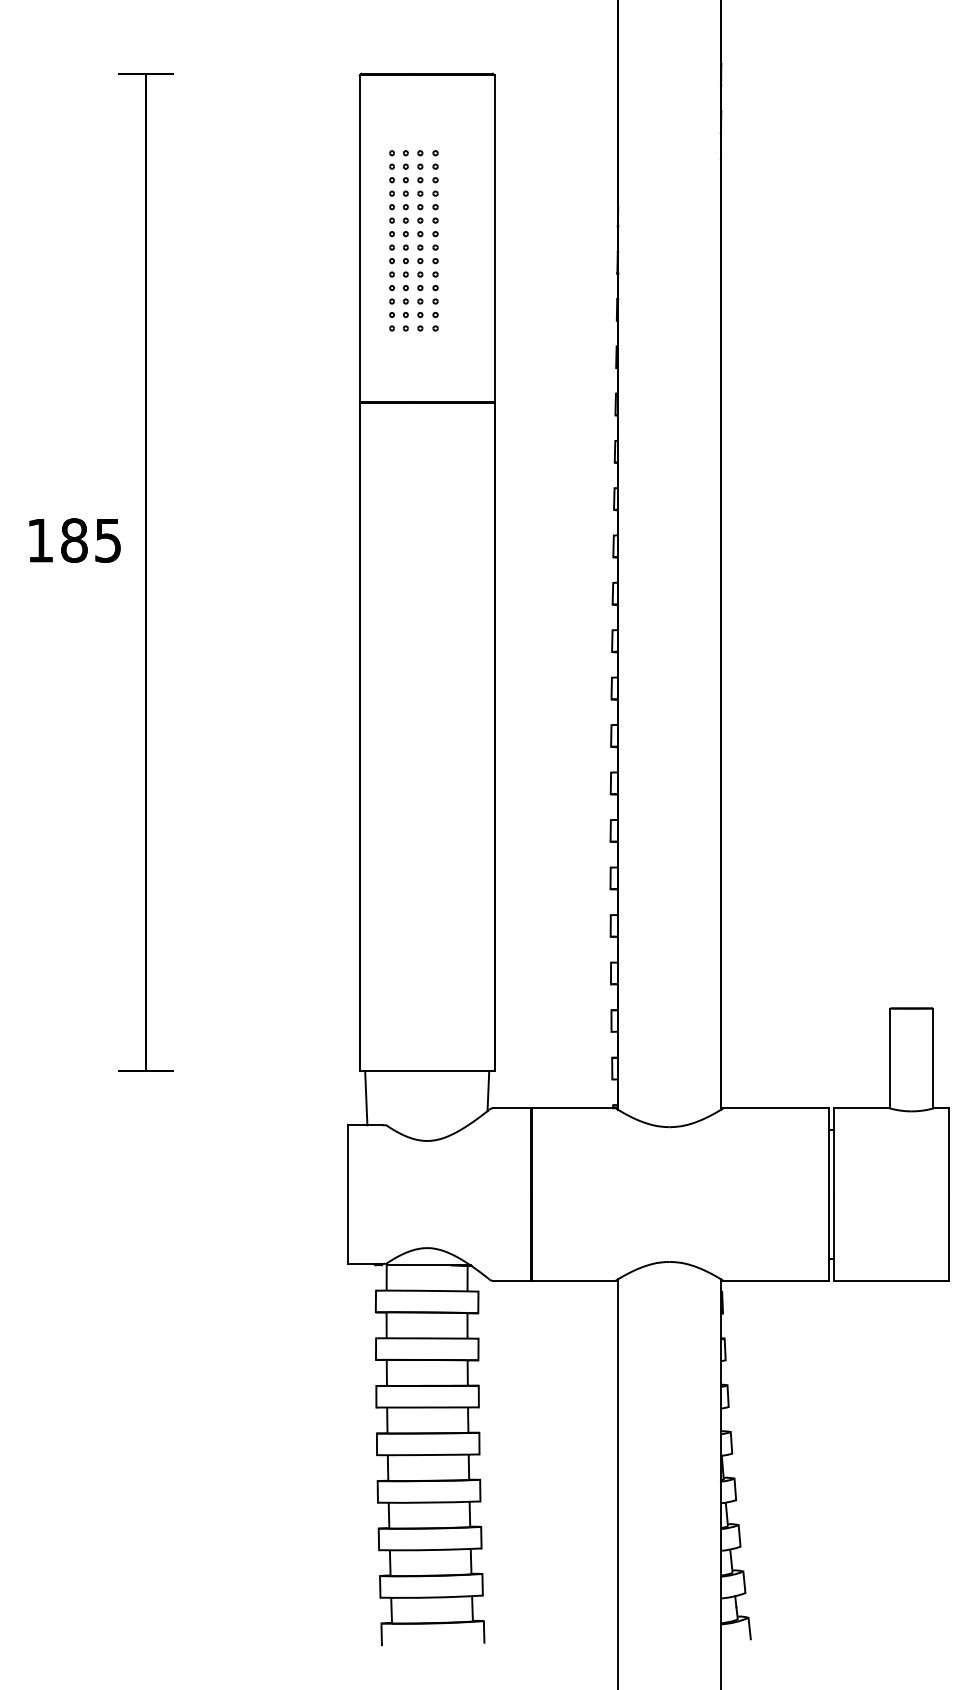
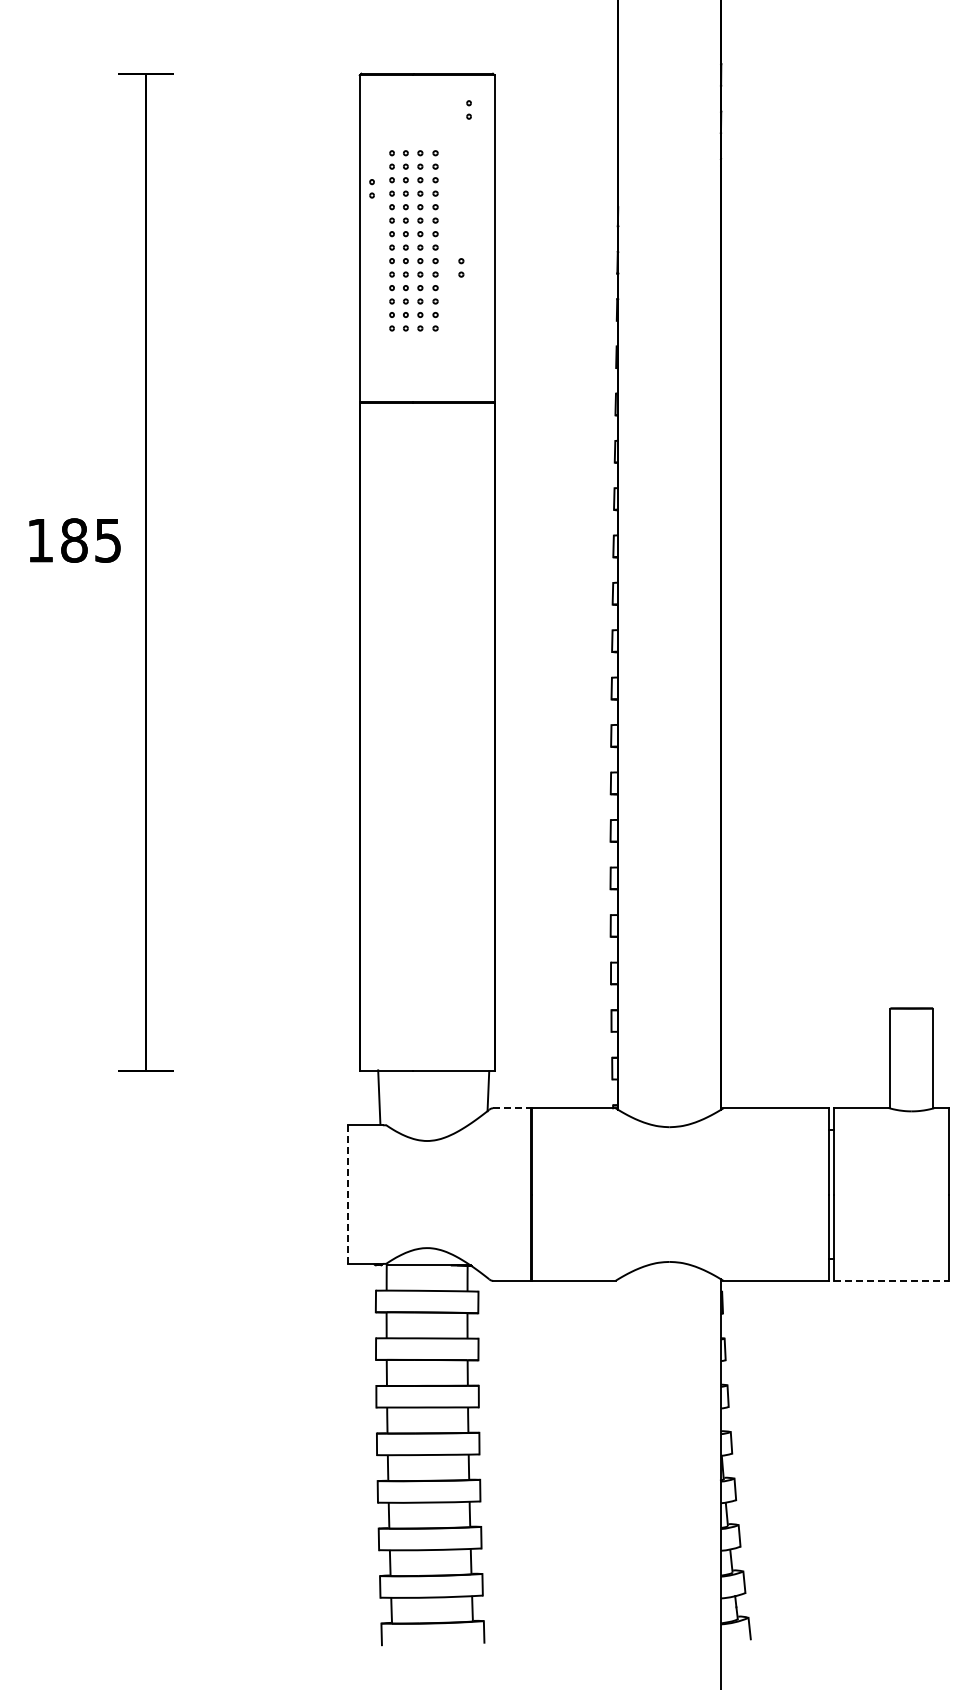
part: none -> present (468, 109)
part: none -> present (371, 188)
part: none -> present (461, 267)
line position: (366, 1098) -> (379, 1097) (379, 1097)
line: solid -> dashed (512, 1108)
line: solid -> dashed (347, 1194)
line: solid -> dashed (891, 1280)
line: present -> none (618, 1482)
